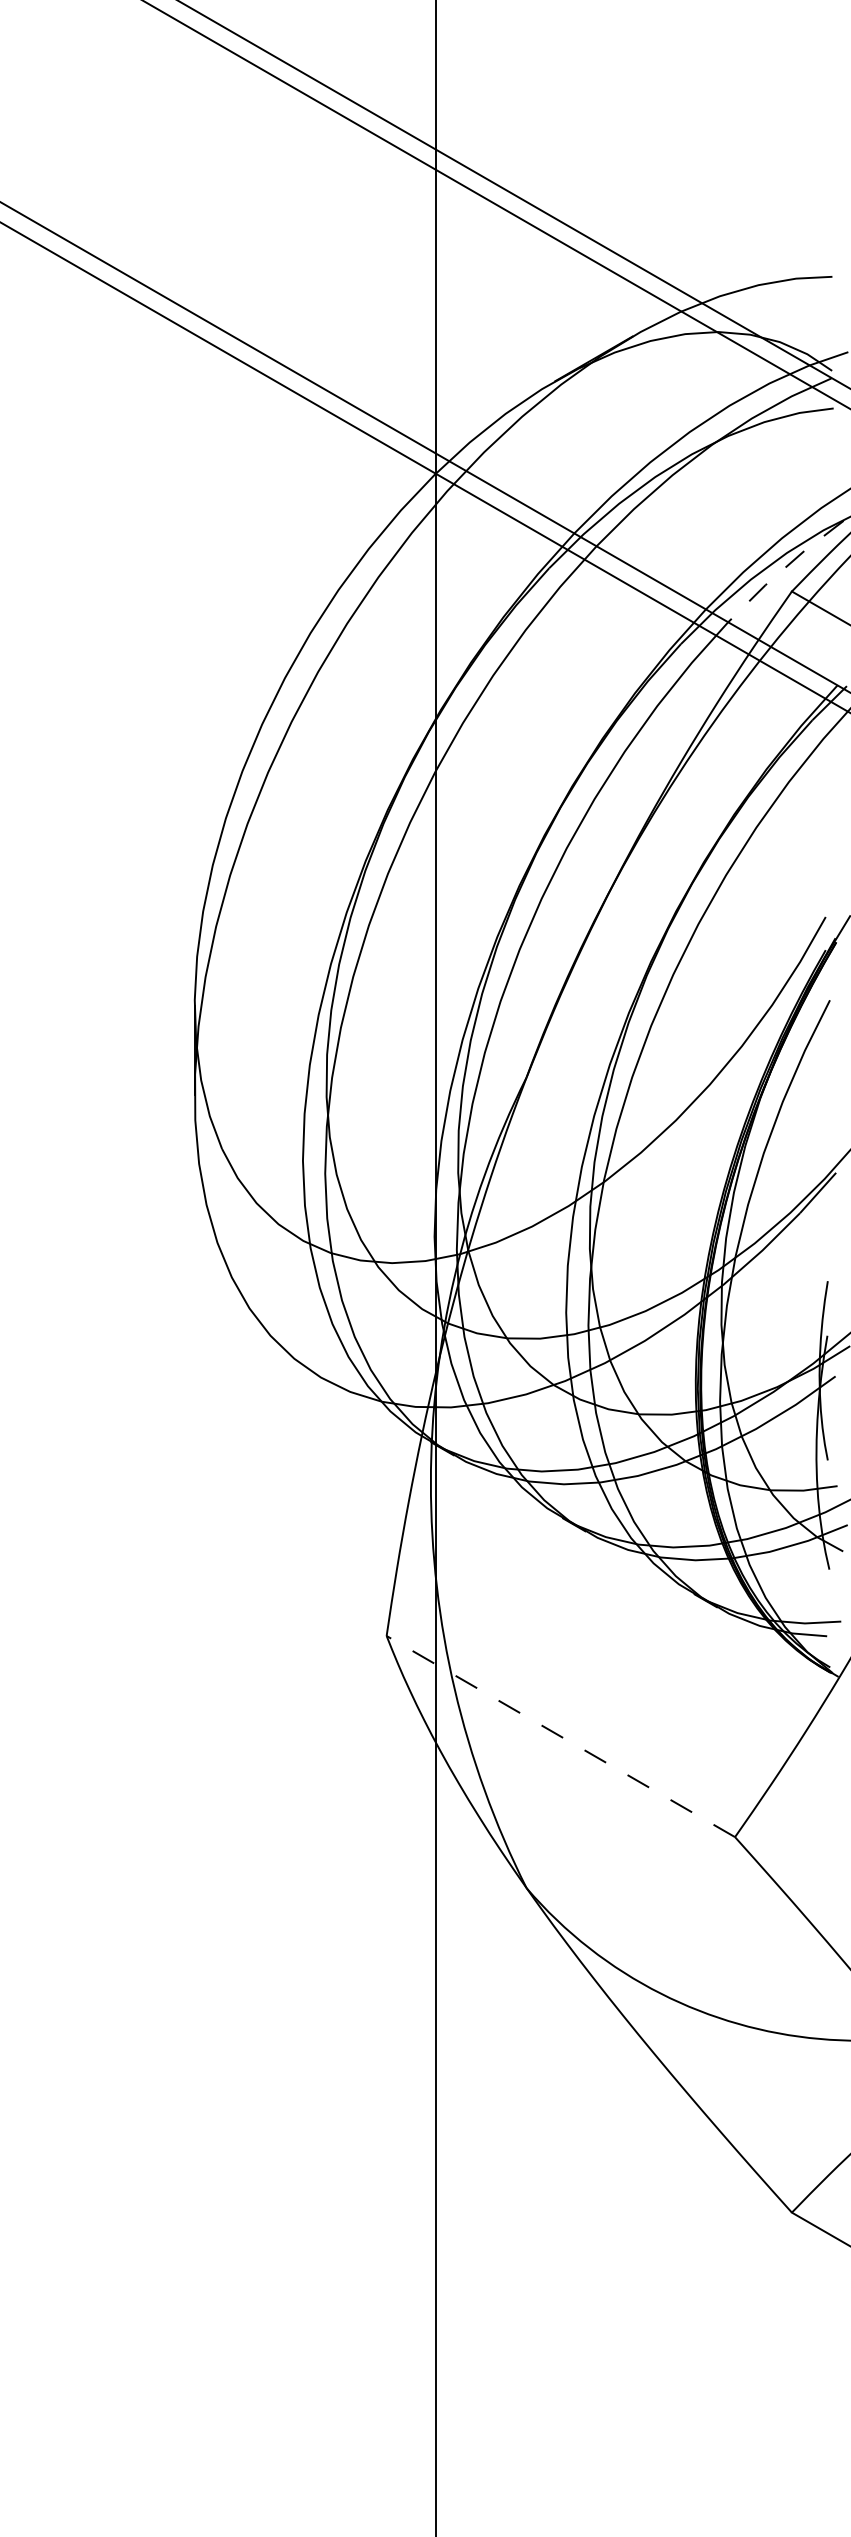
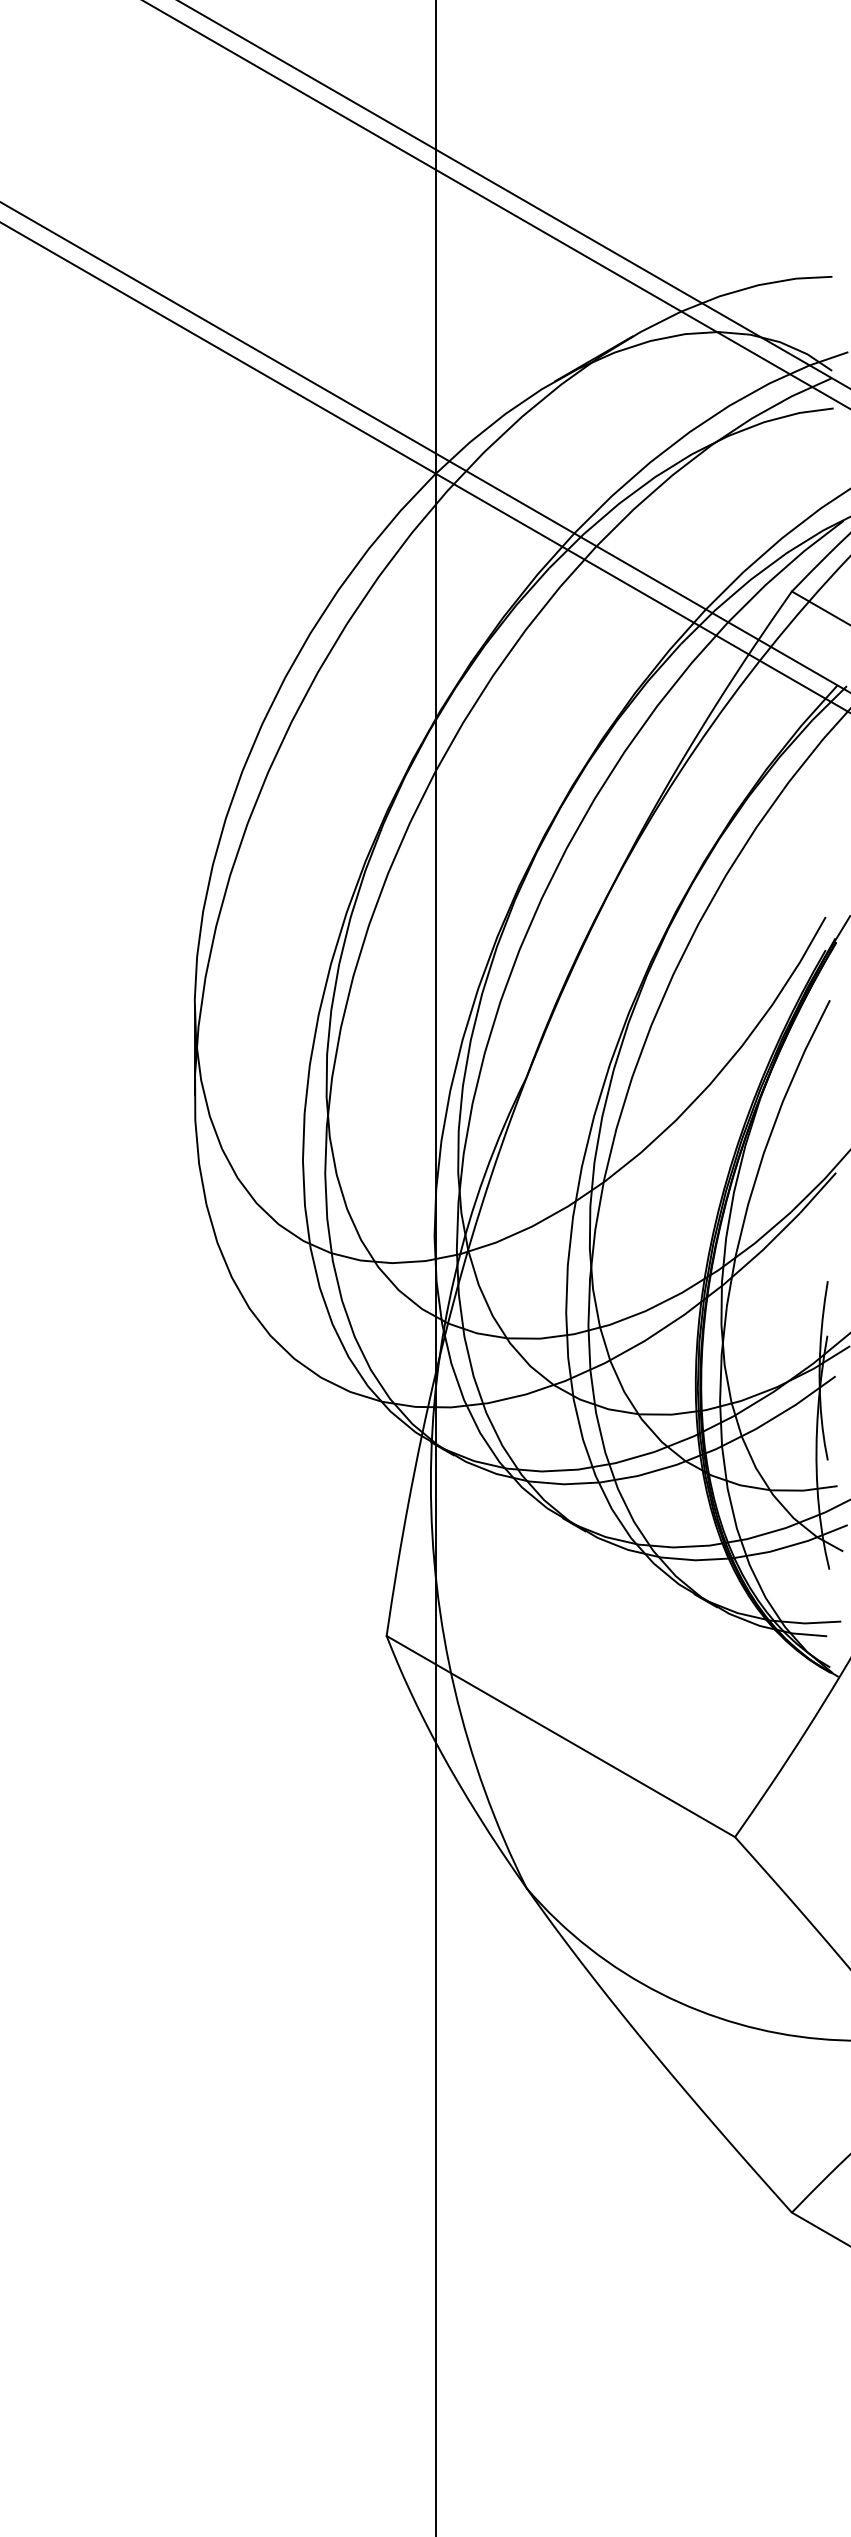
line: dashed -> solid (783, 569)
line: dashed -> solid (560, 1736)
